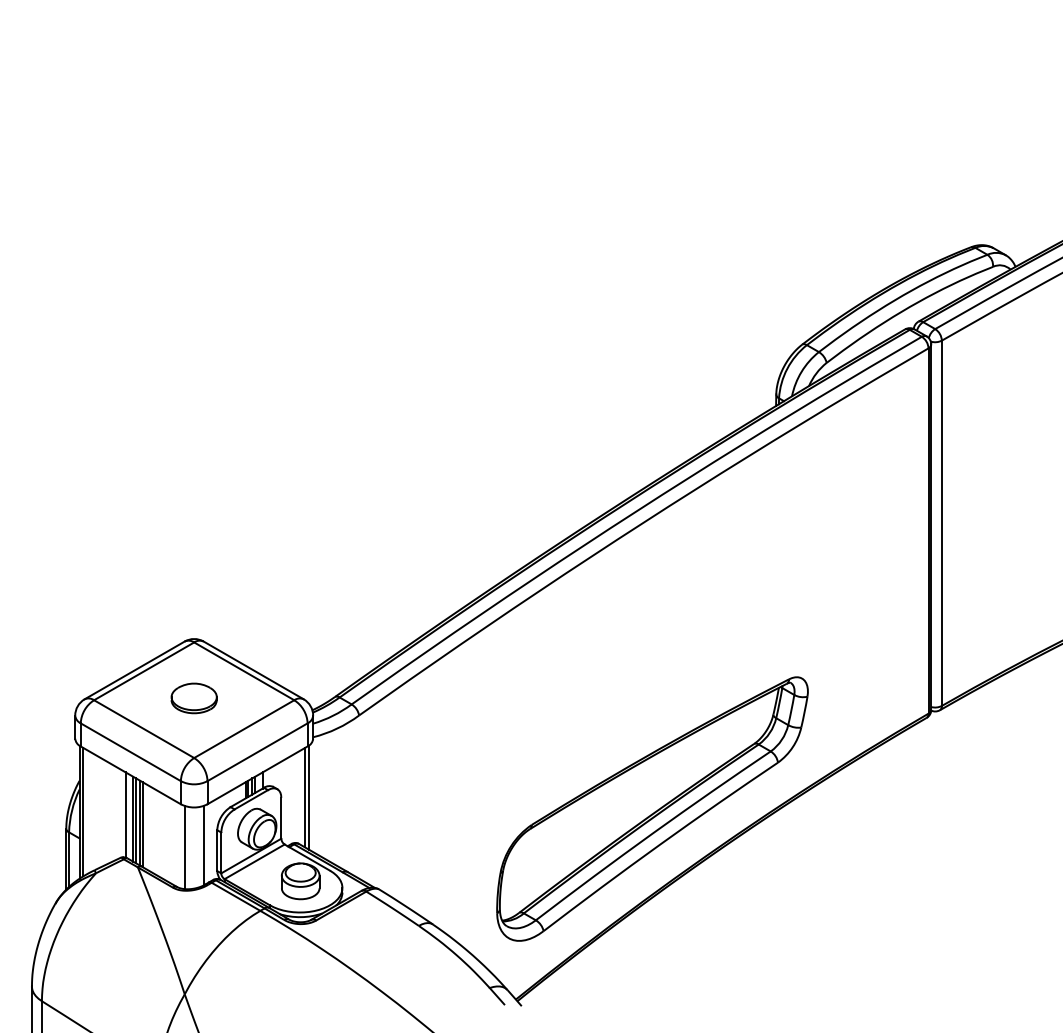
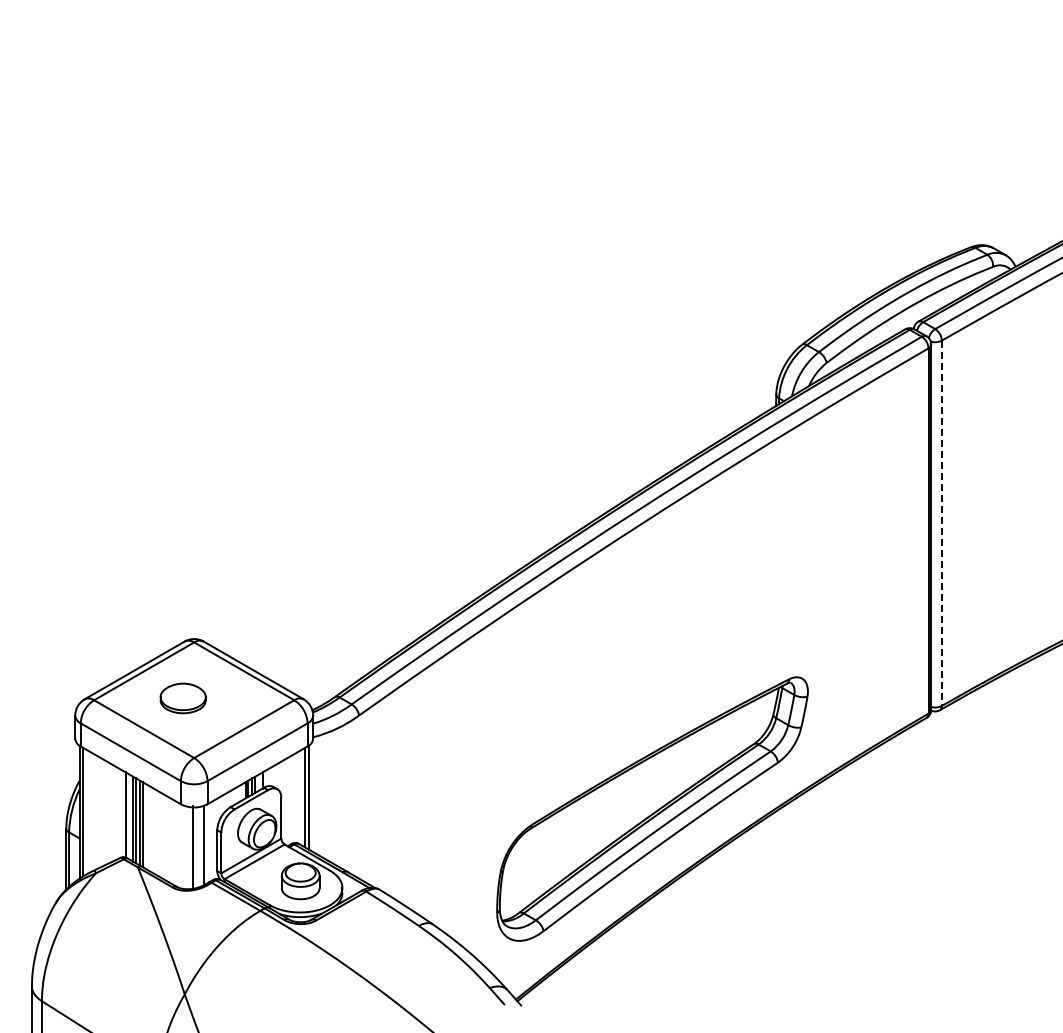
line: solid -> dashed (941, 523)
part position: (193, 698) -> (182, 698) (182, 698)
line position: (184, 847) -> (192, 847) (192, 847)
